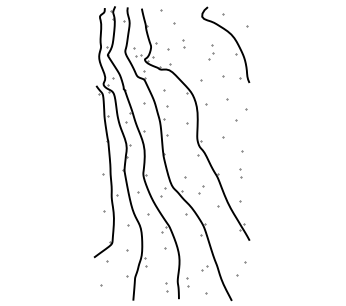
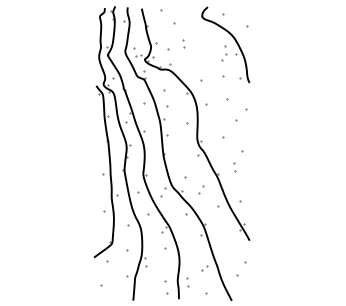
part position: (211, 52) -> (224, 53) (224, 53)
part position: (240, 173) -> (234, 167) (234, 167)
part size: 4x11 px -> 5x15 px (166, 287)
